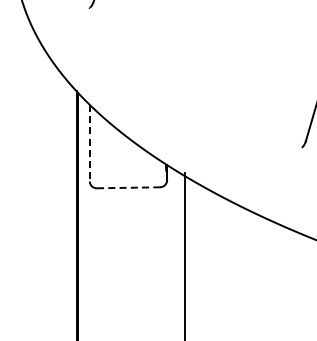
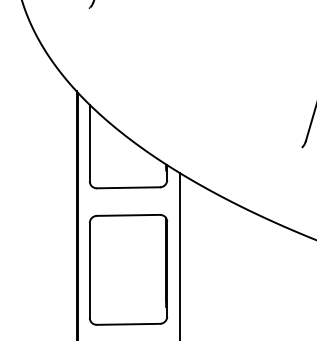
line: dashed -> solid (89, 143)
line: dashed -> solid (129, 187)
line position: (185, 255) -> (180, 255) (180, 255)
part: none -> present (128, 269)
